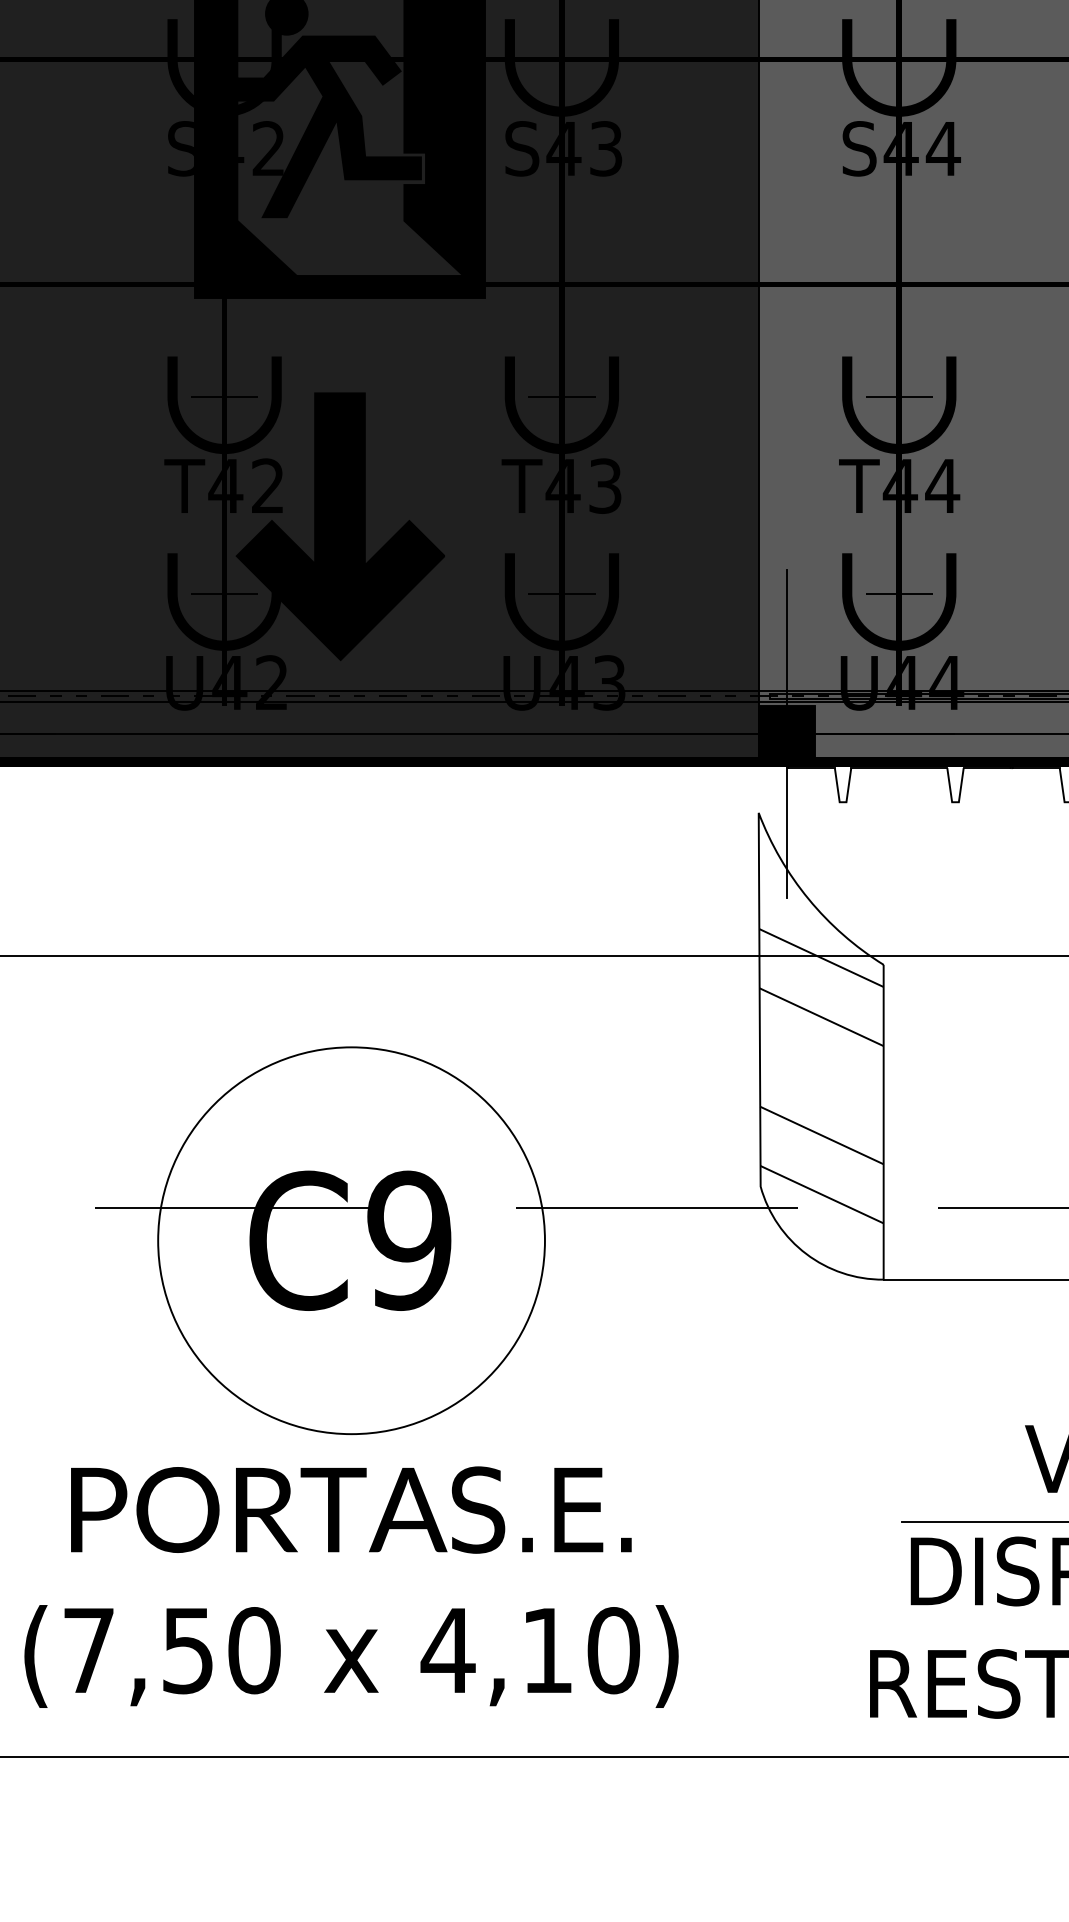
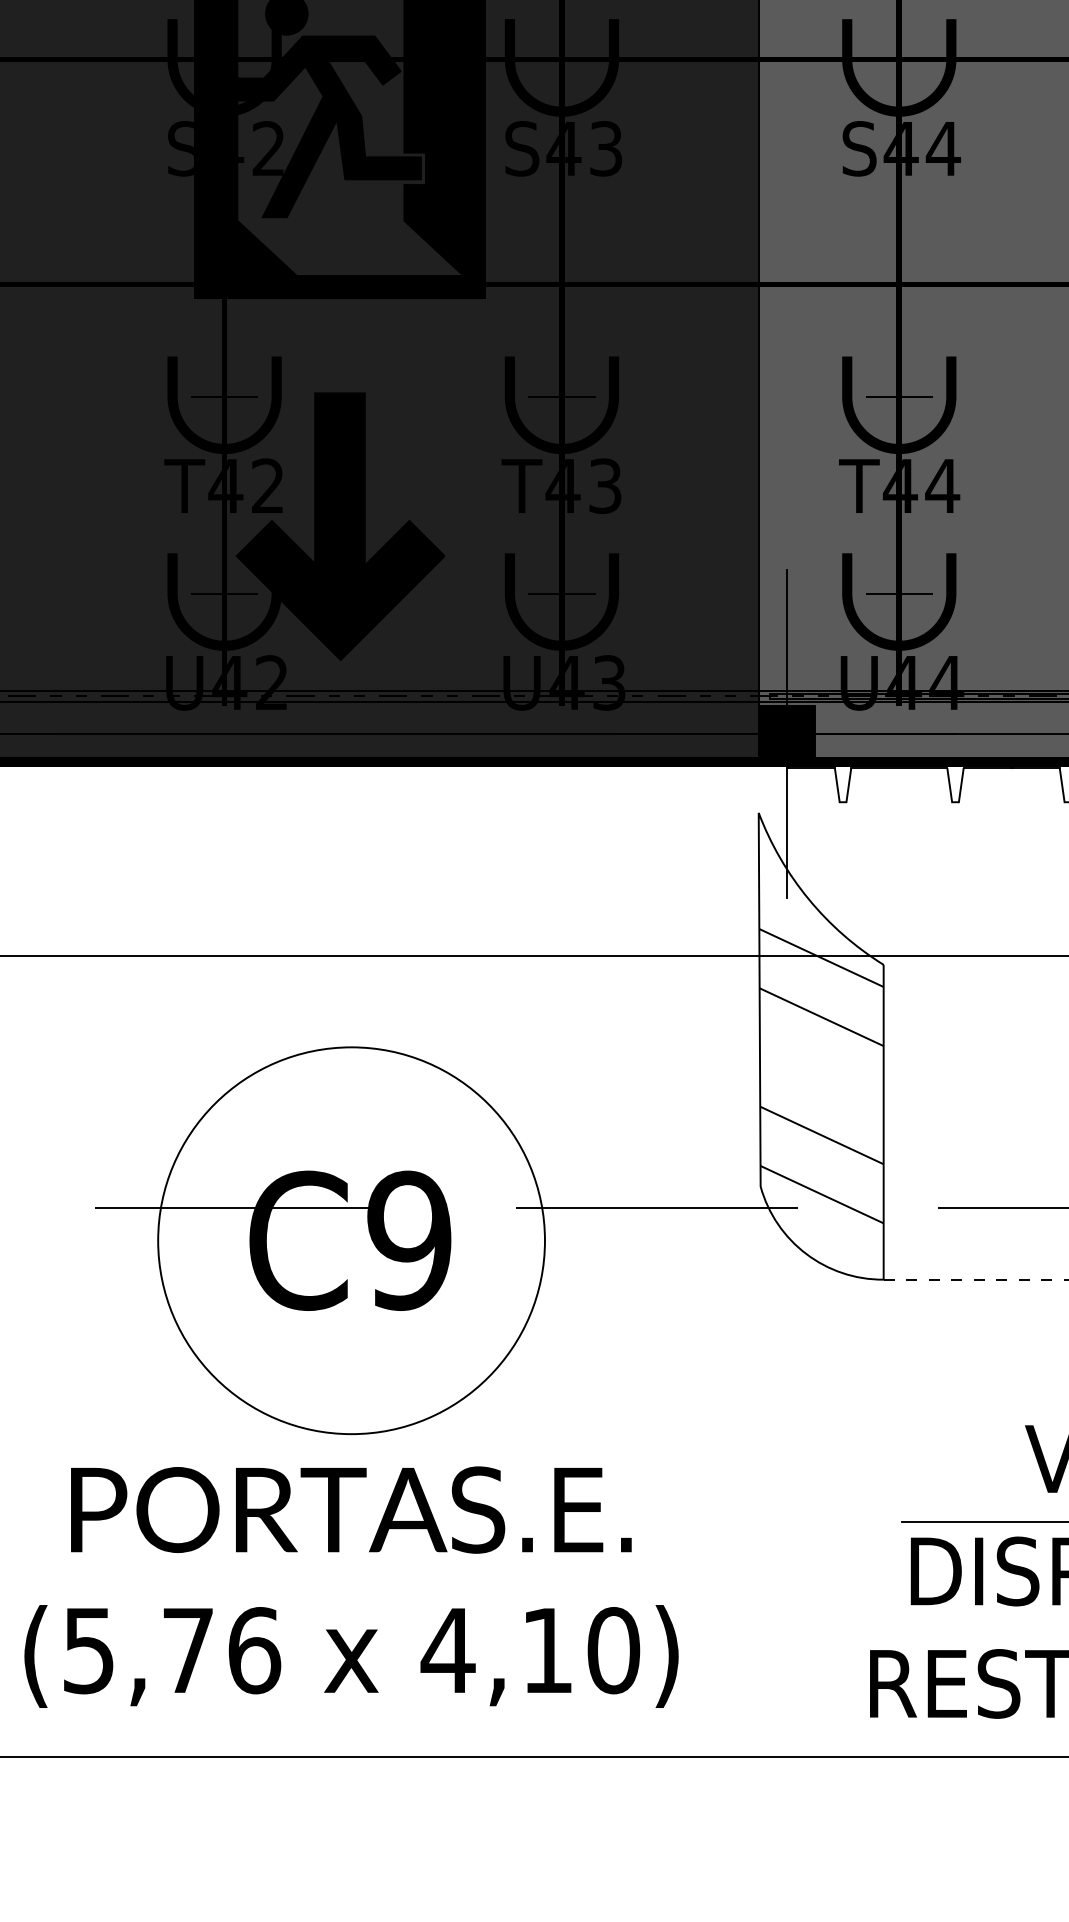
line: solid -> dashed (976, 1279)
text: (7,50 -> (5,76 (172, 1650)
